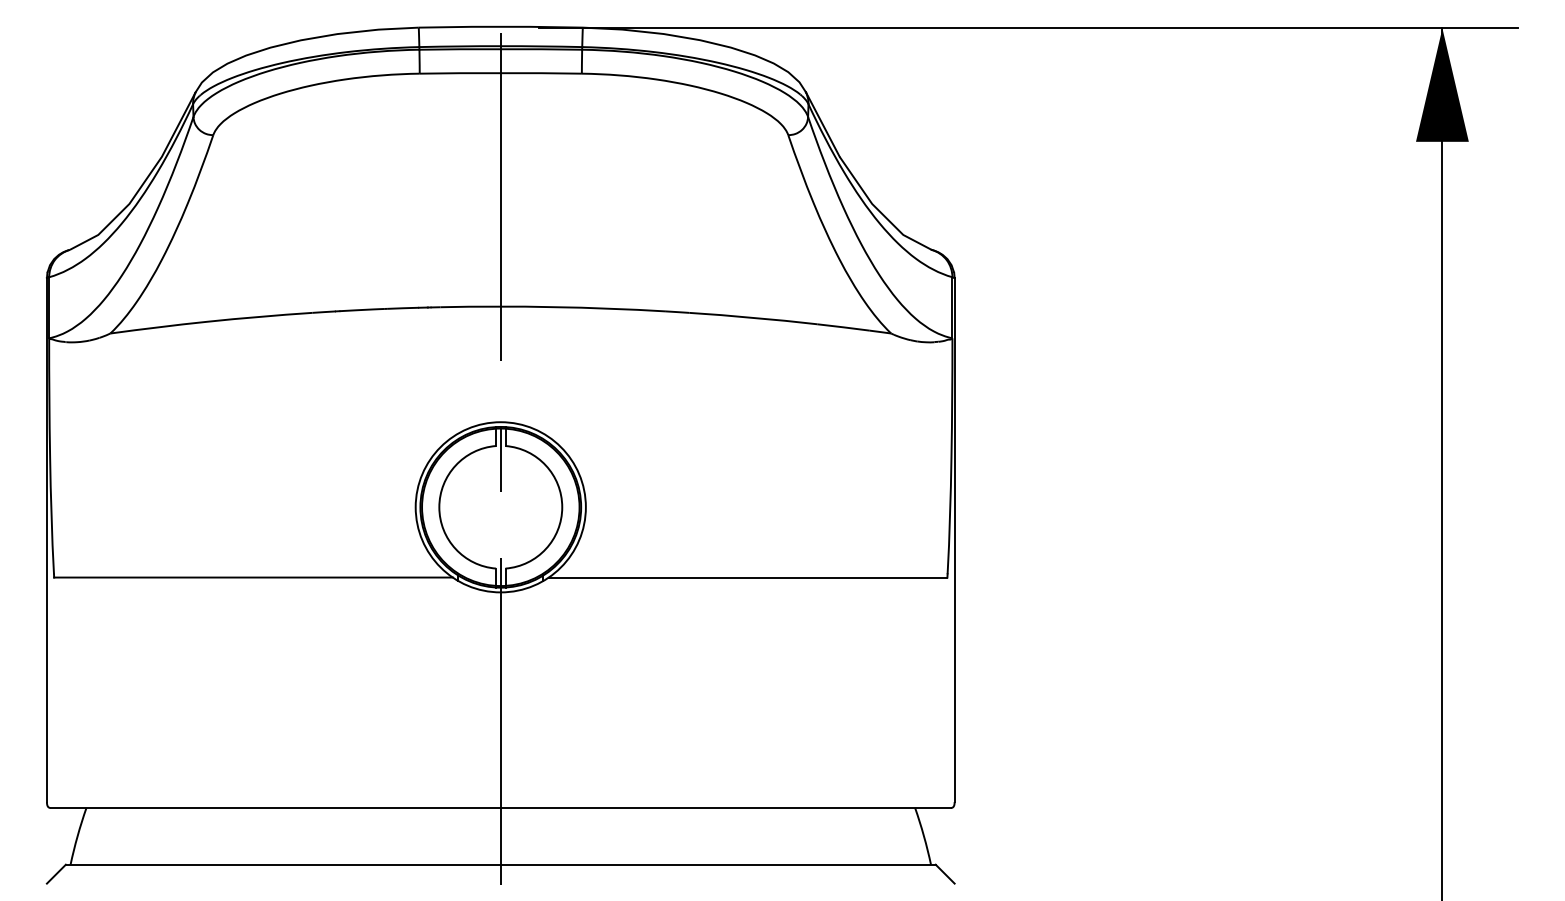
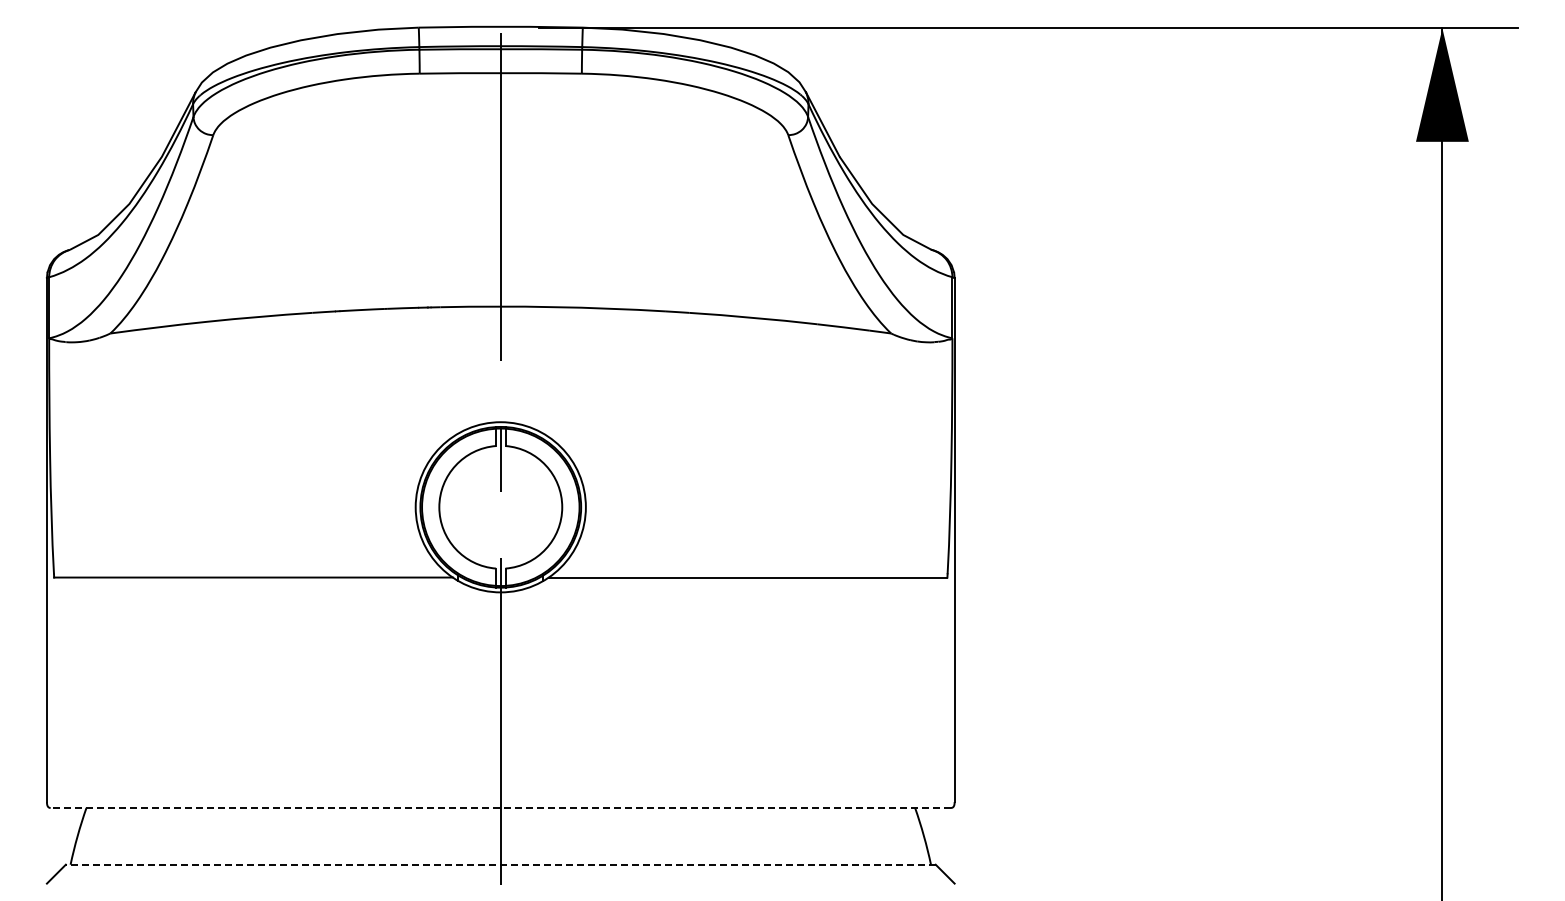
line: solid -> dashed (500, 807)
line: solid -> dashed (500, 864)
